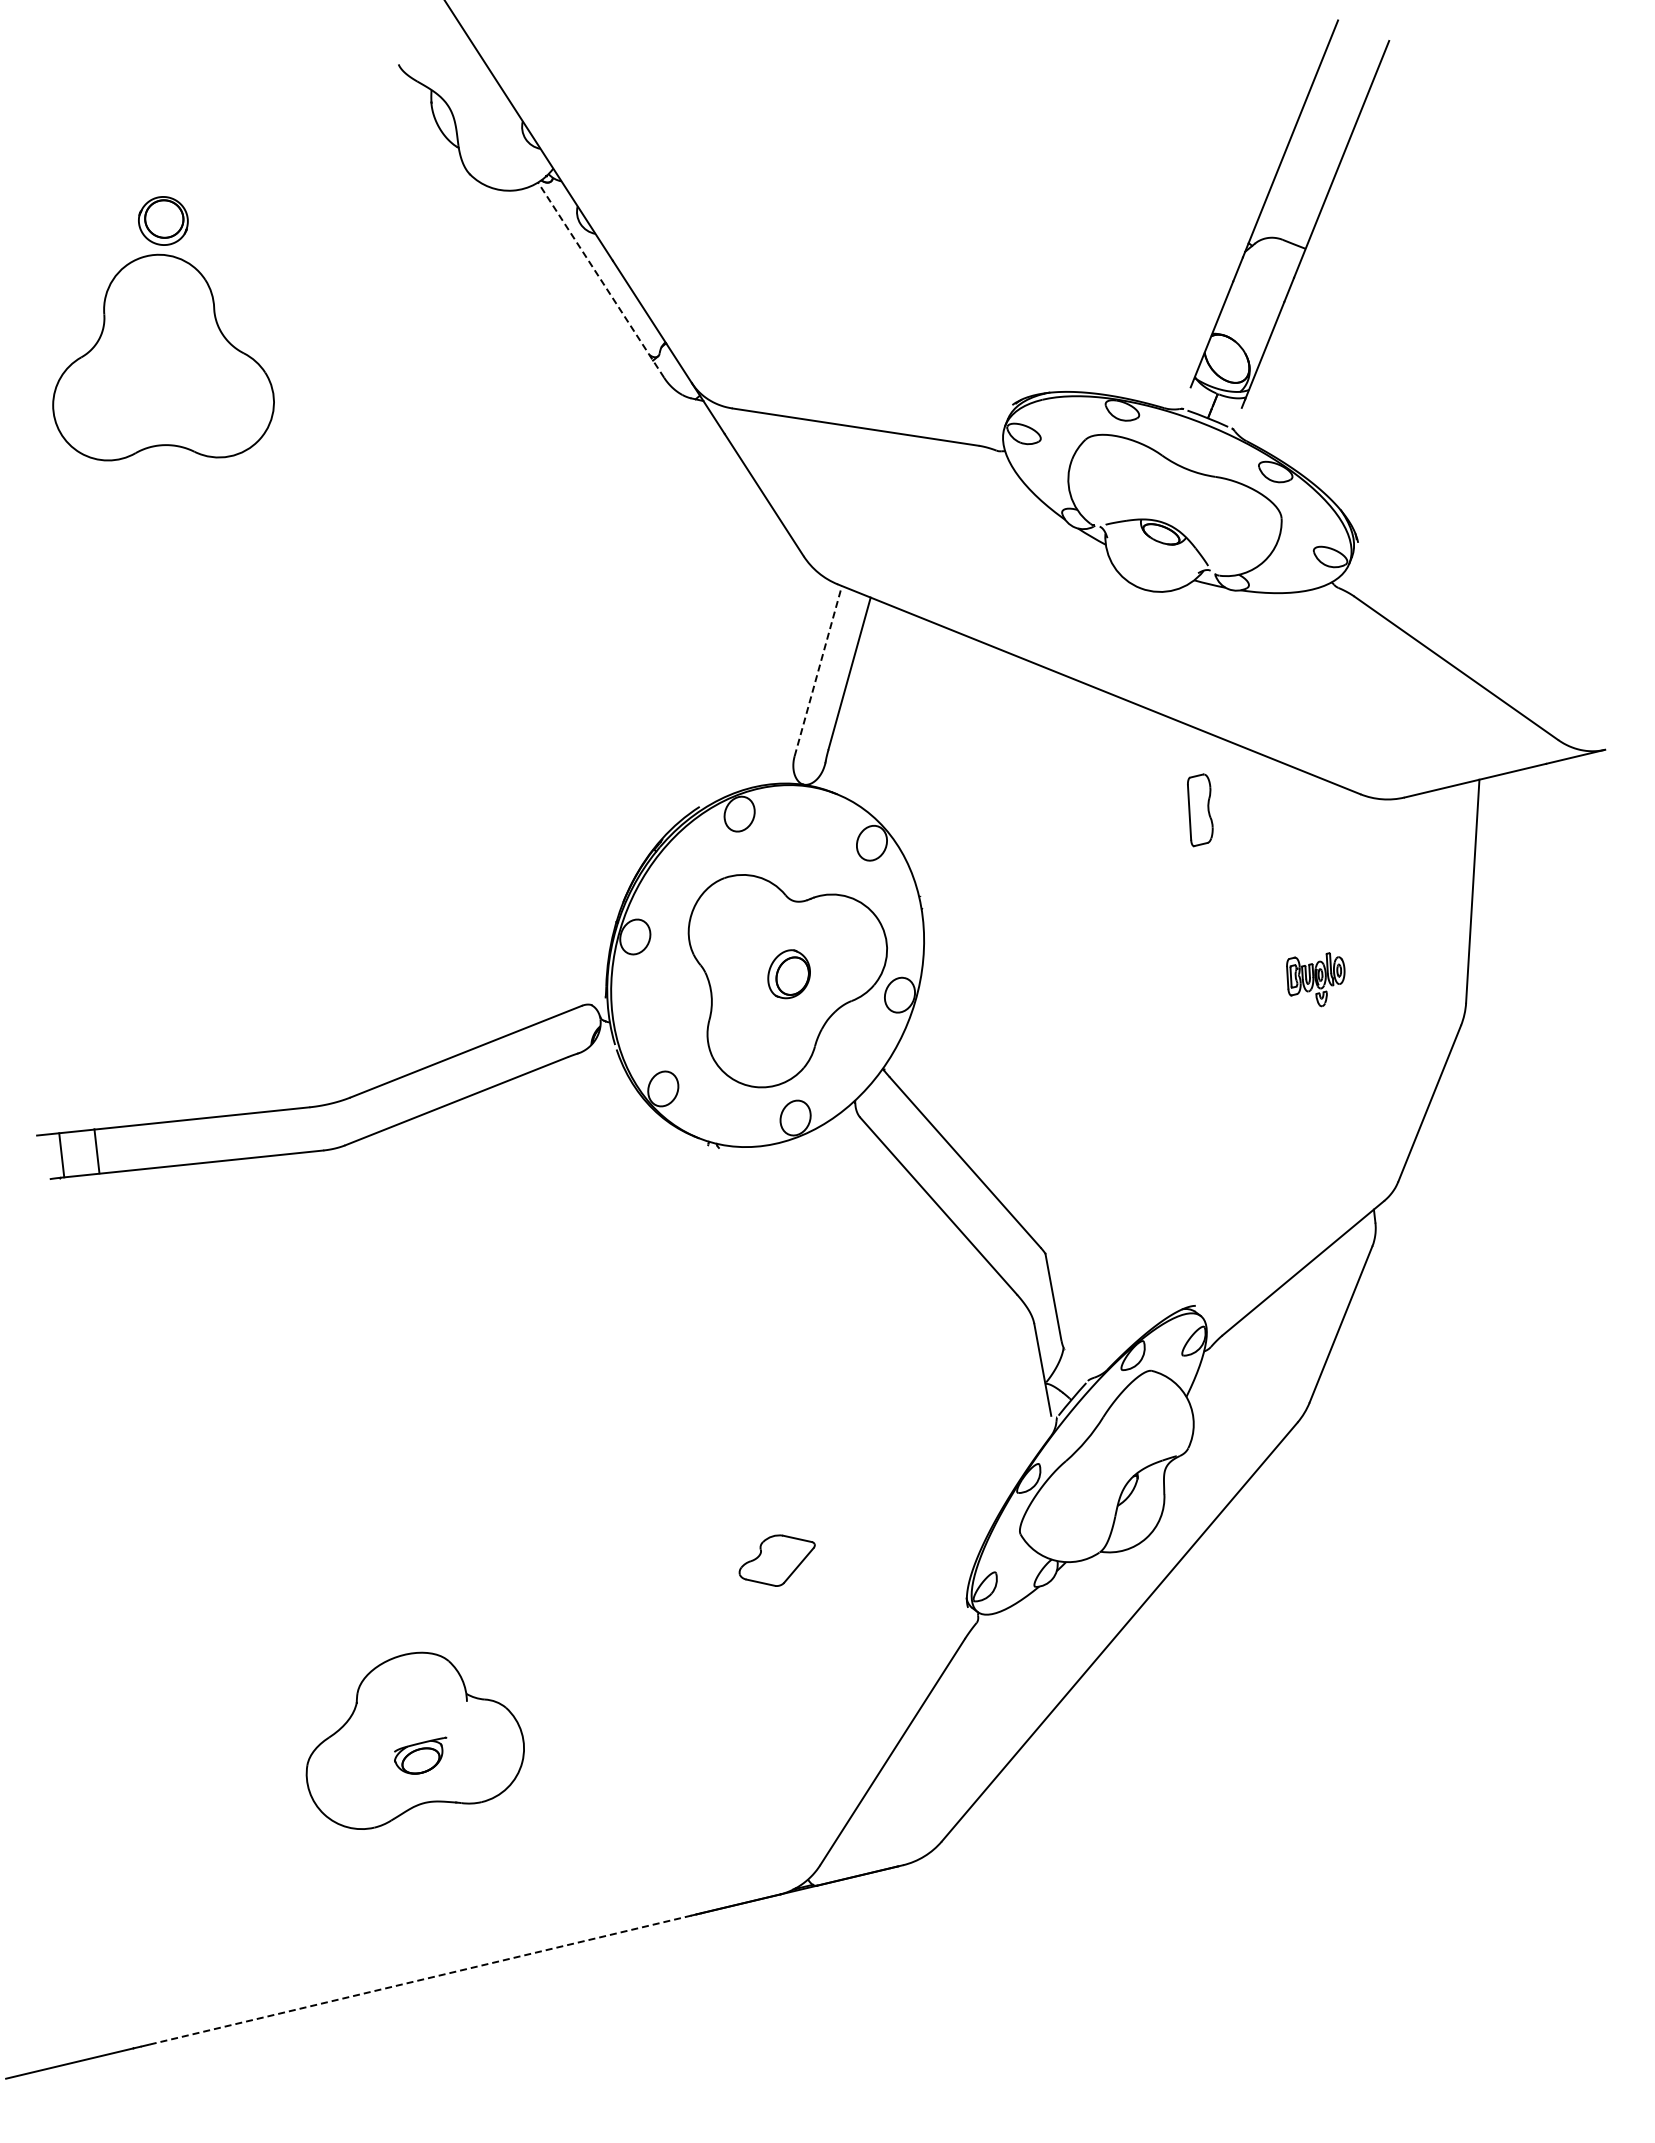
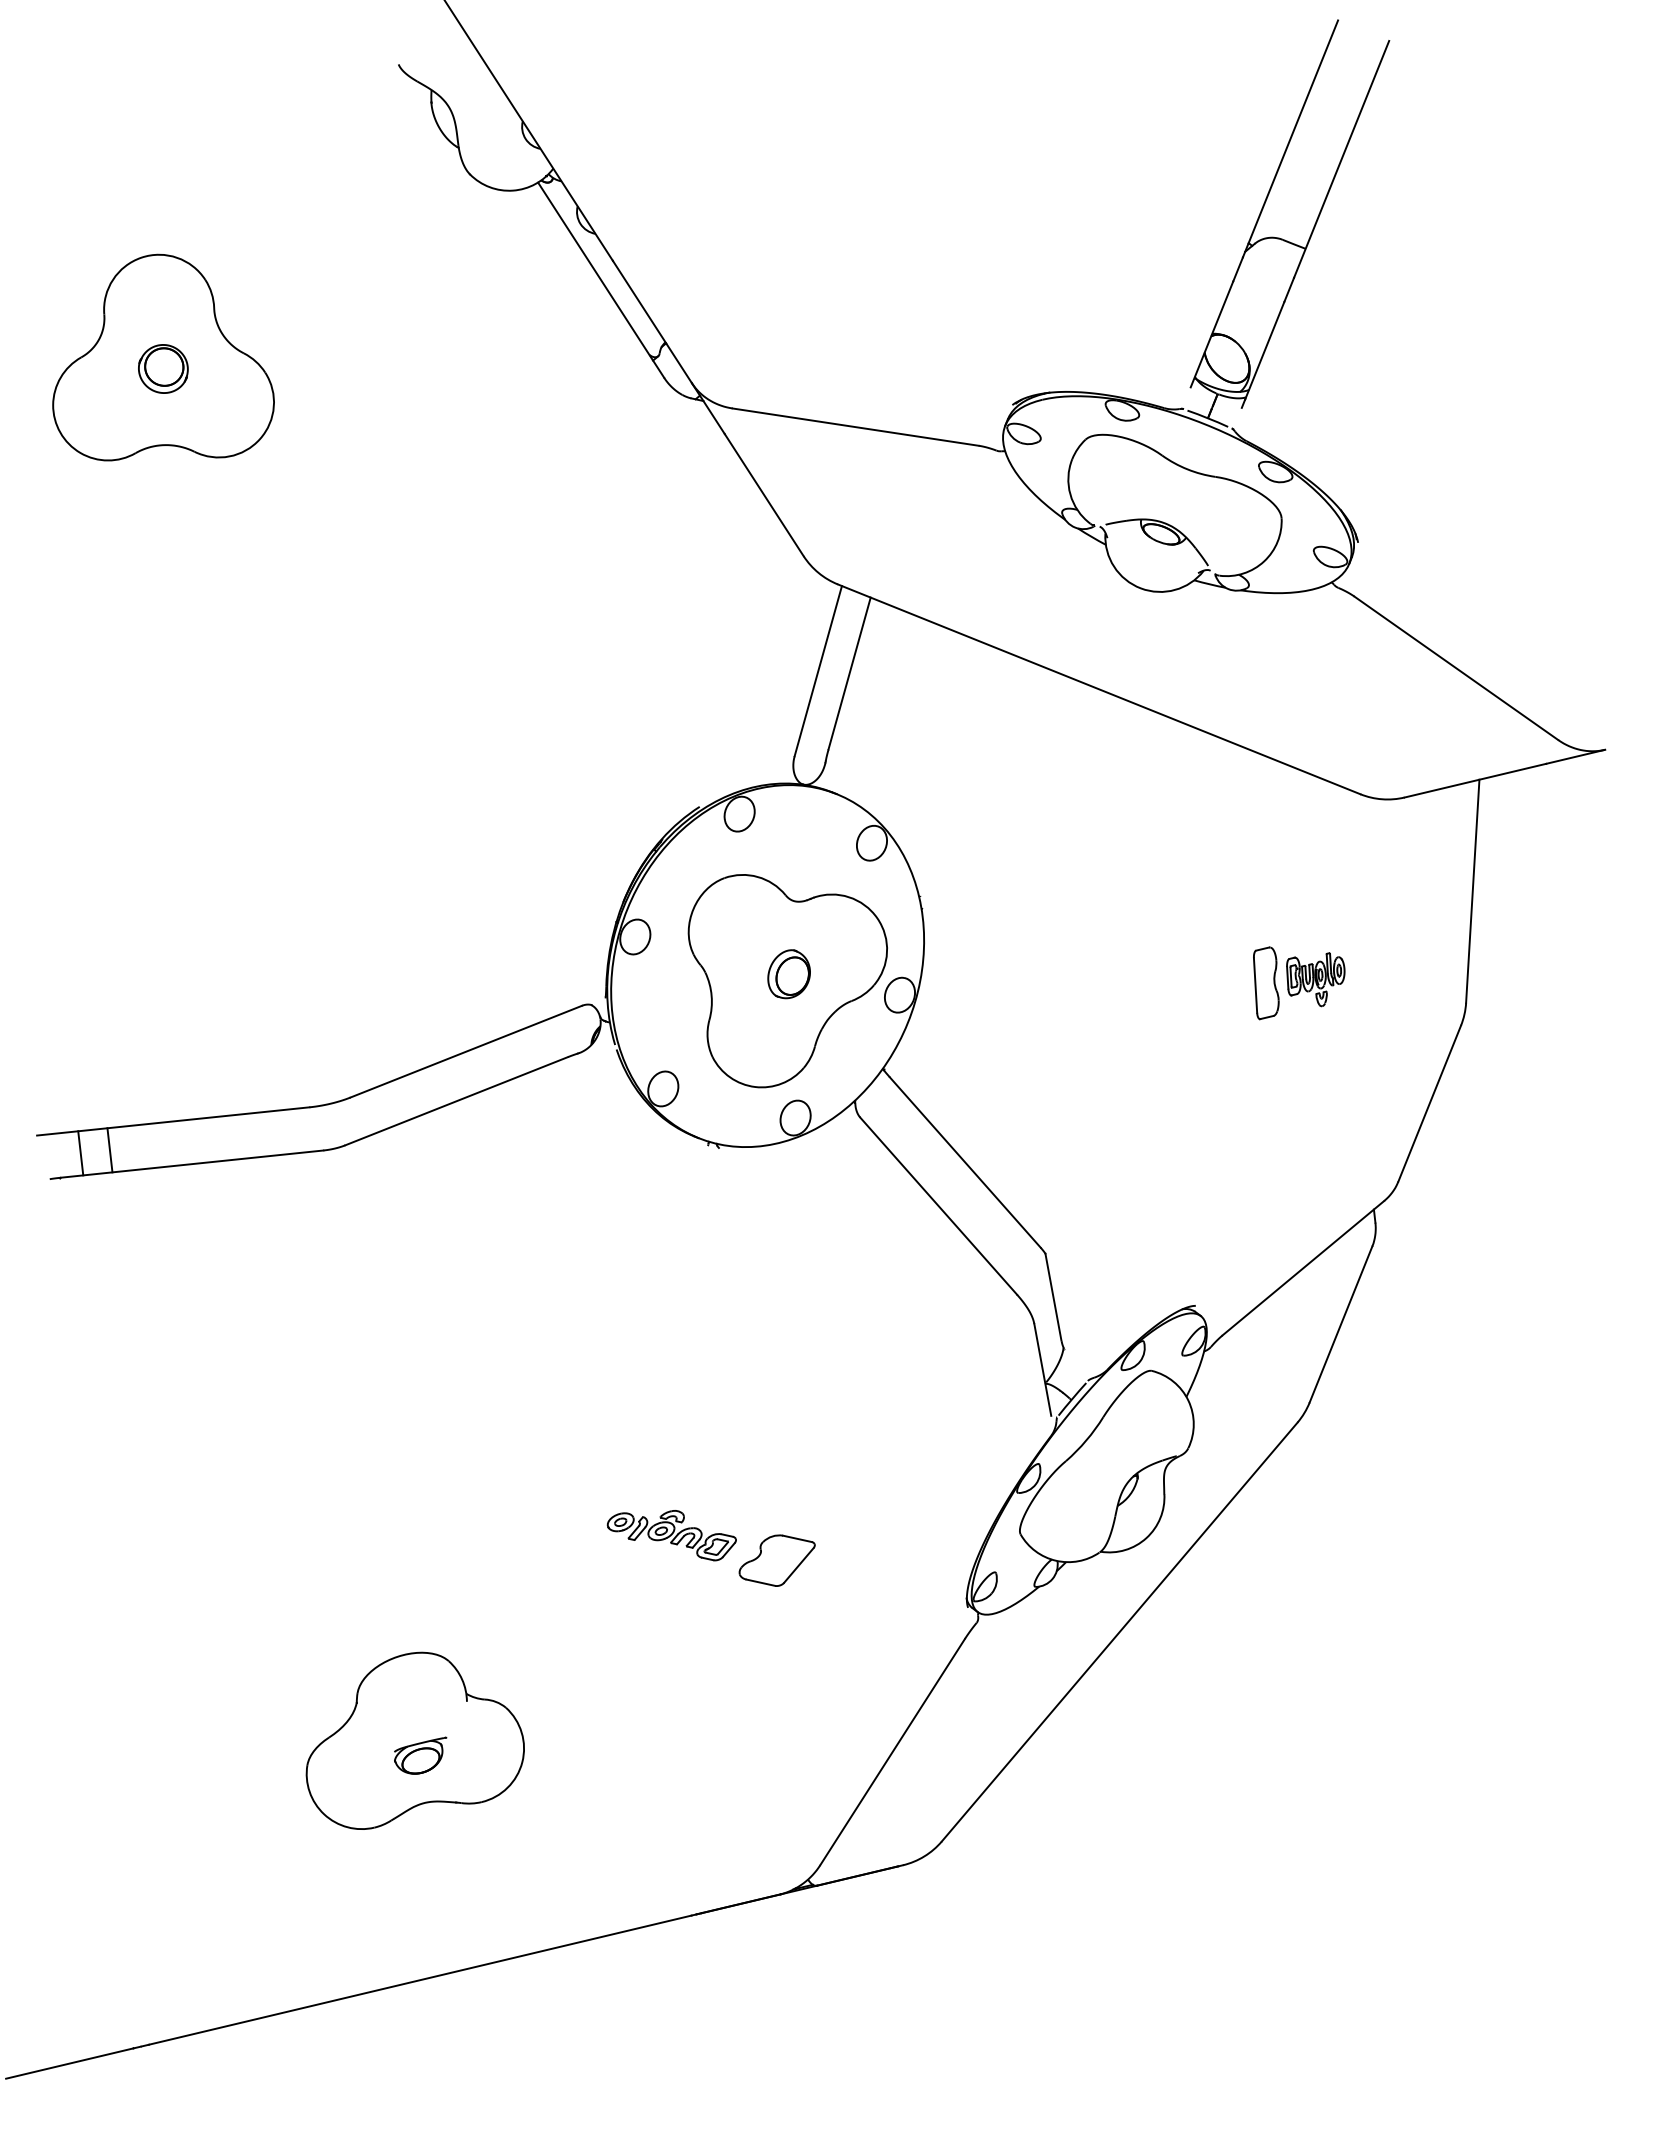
part position: (163, 220) -> (163, 368) (163, 368)
line: dashed -> solid (600, 279)
line: dashed -> solid (818, 670)
part position: (1200, 810) -> (1266, 983) (1266, 983)
line position: (96, 1151) -> (109, 1150) (109, 1150)
line position: (61, 1155) -> (80, 1153) (80, 1153)
part: none -> present (671, 1535)
line: dashed -> solid (420, 1980)
